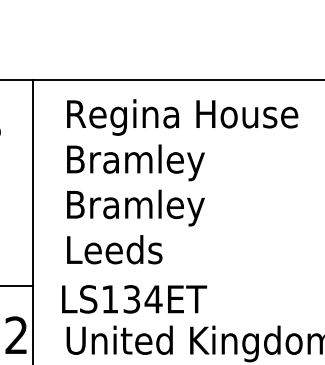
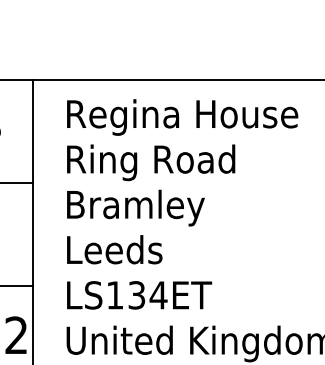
text: Bramley -> Ring Road (152, 162)
line: none -> present (17, 182)
text position: (134, 299) -> (139, 295) (139, 295)
